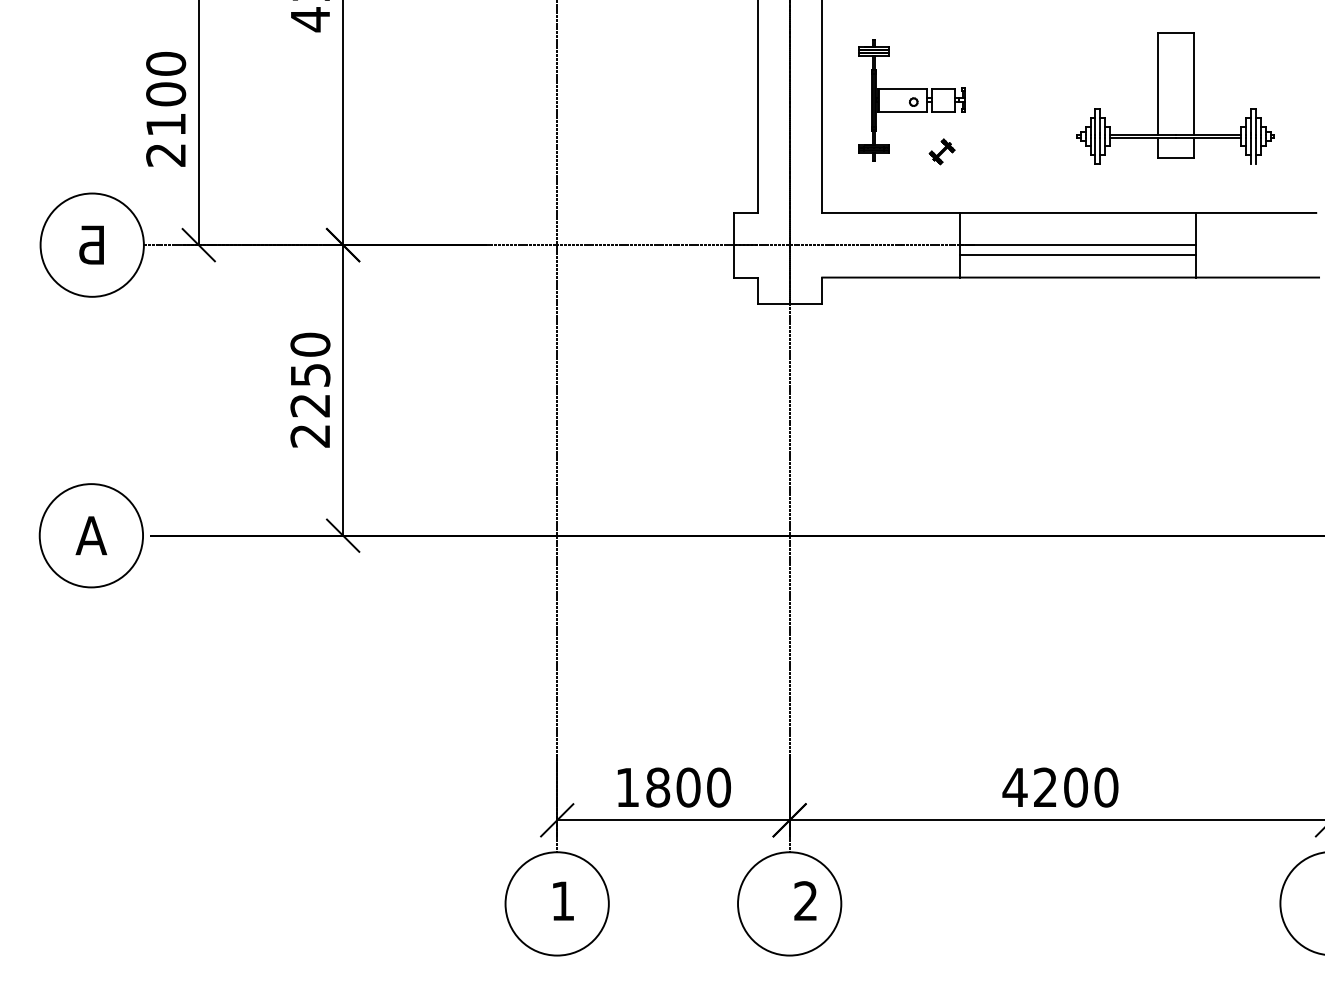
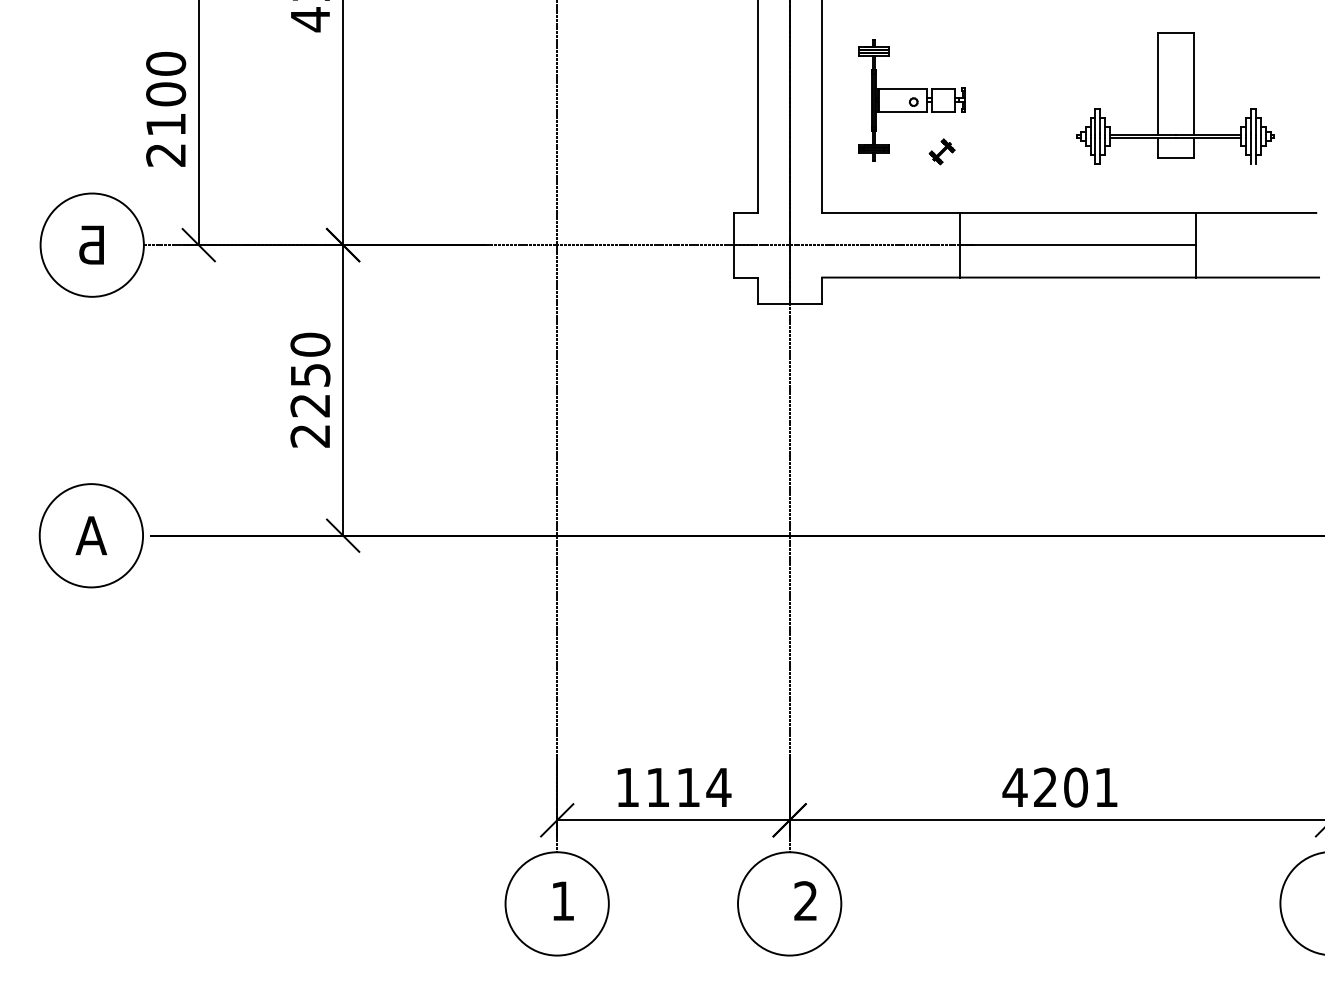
line: present -> none (1078, 255)
text: 1800 -> 1114 (688, 787)
text: 4200 -> 4201 (1106, 787)
